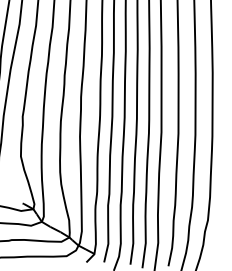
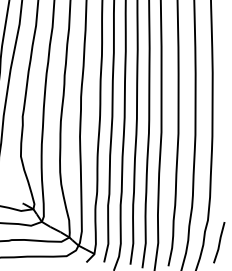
line: none -> present (219, 242)
